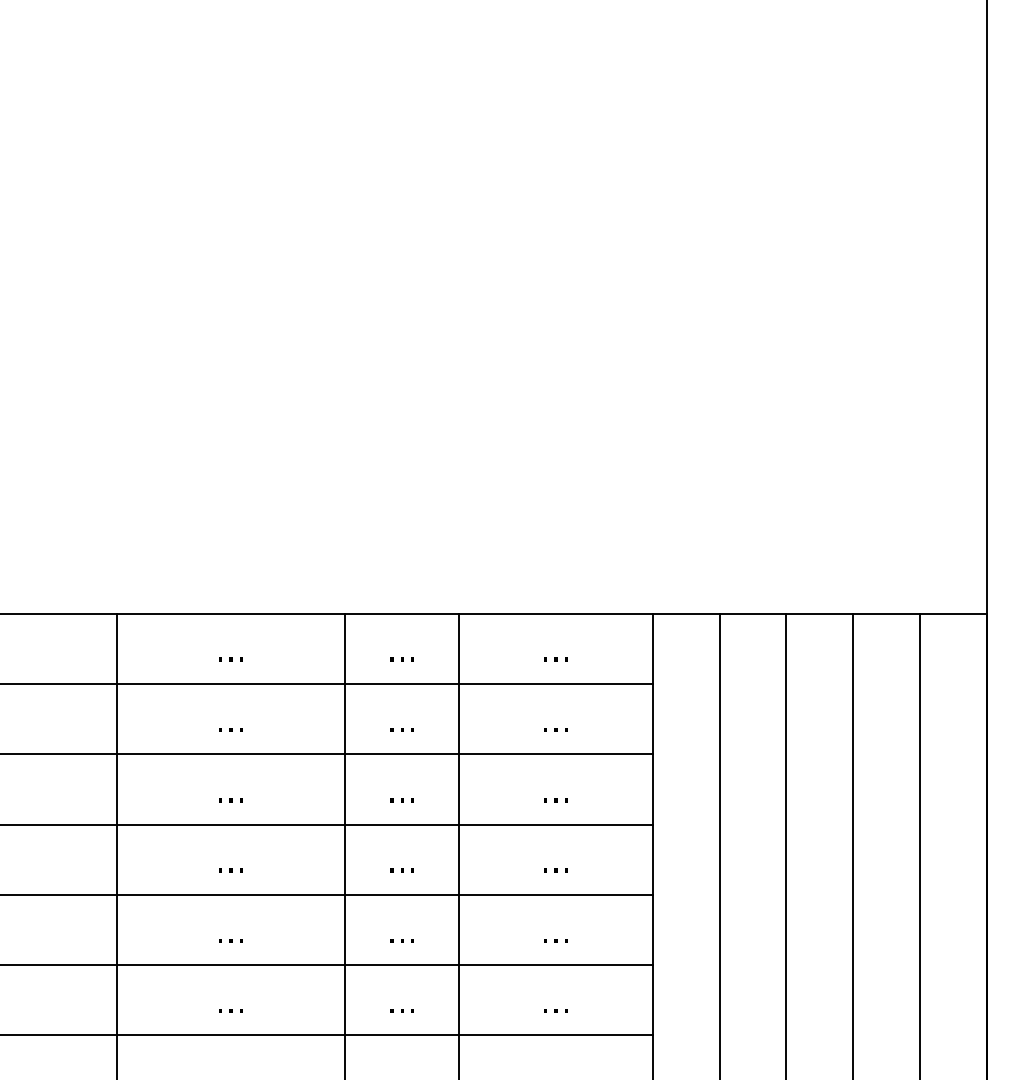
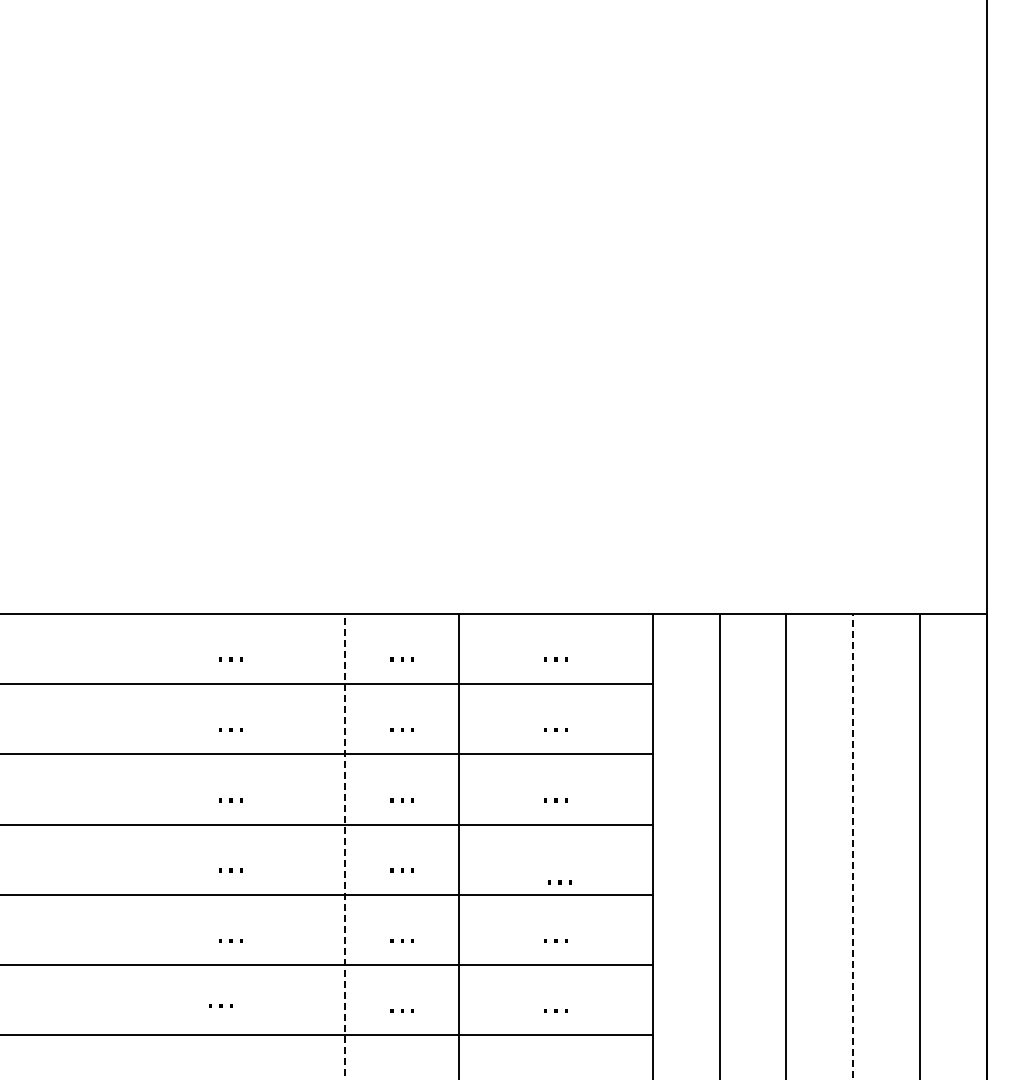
line: present -> none (116, 844)
line: solid -> dashed (345, 846)
line: solid -> dashed (853, 846)
text position: (555, 870) -> (559, 882) (559, 882)
text position: (230, 1010) -> (220, 1005) (220, 1005)
